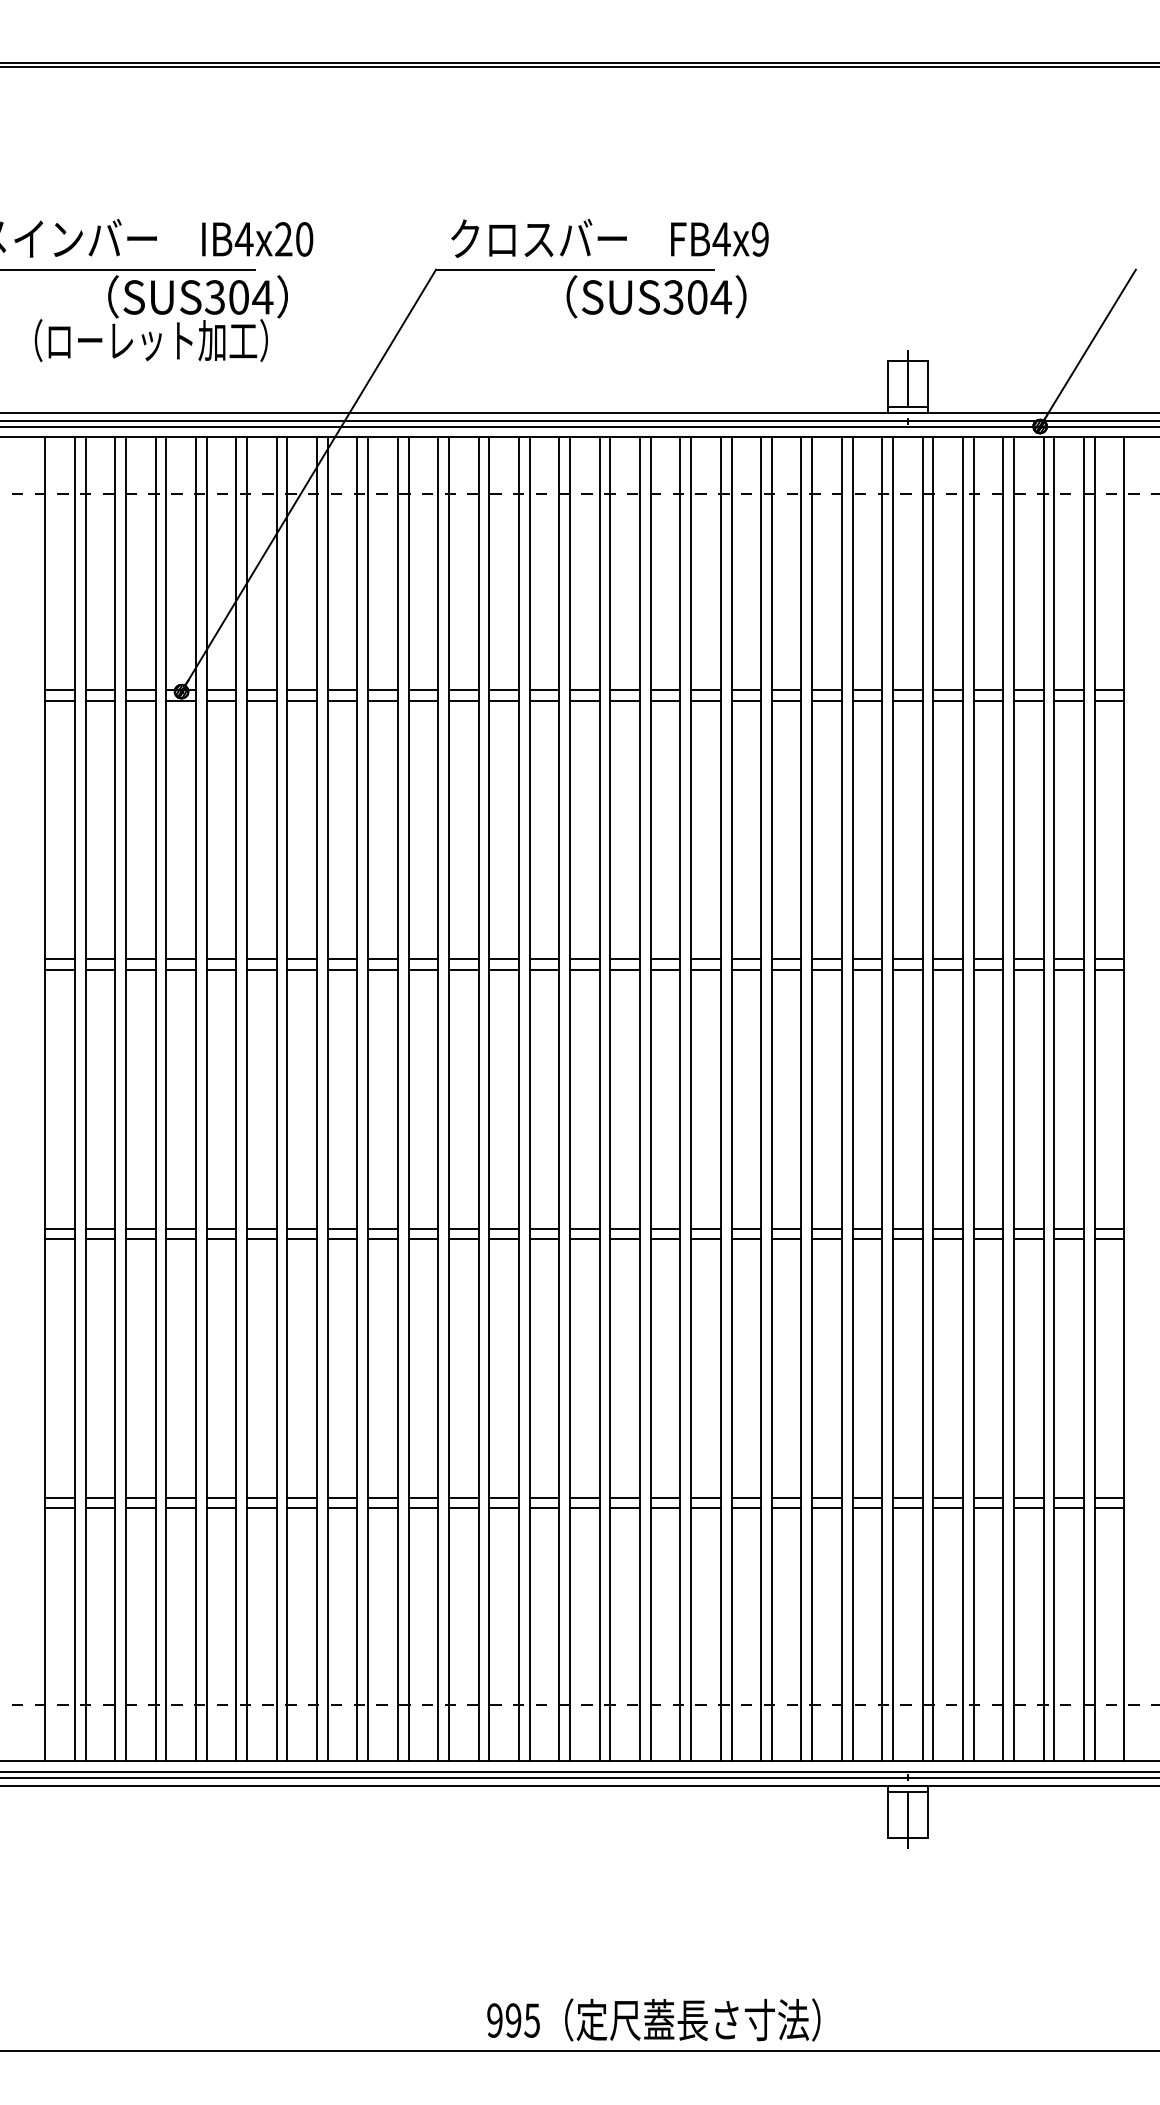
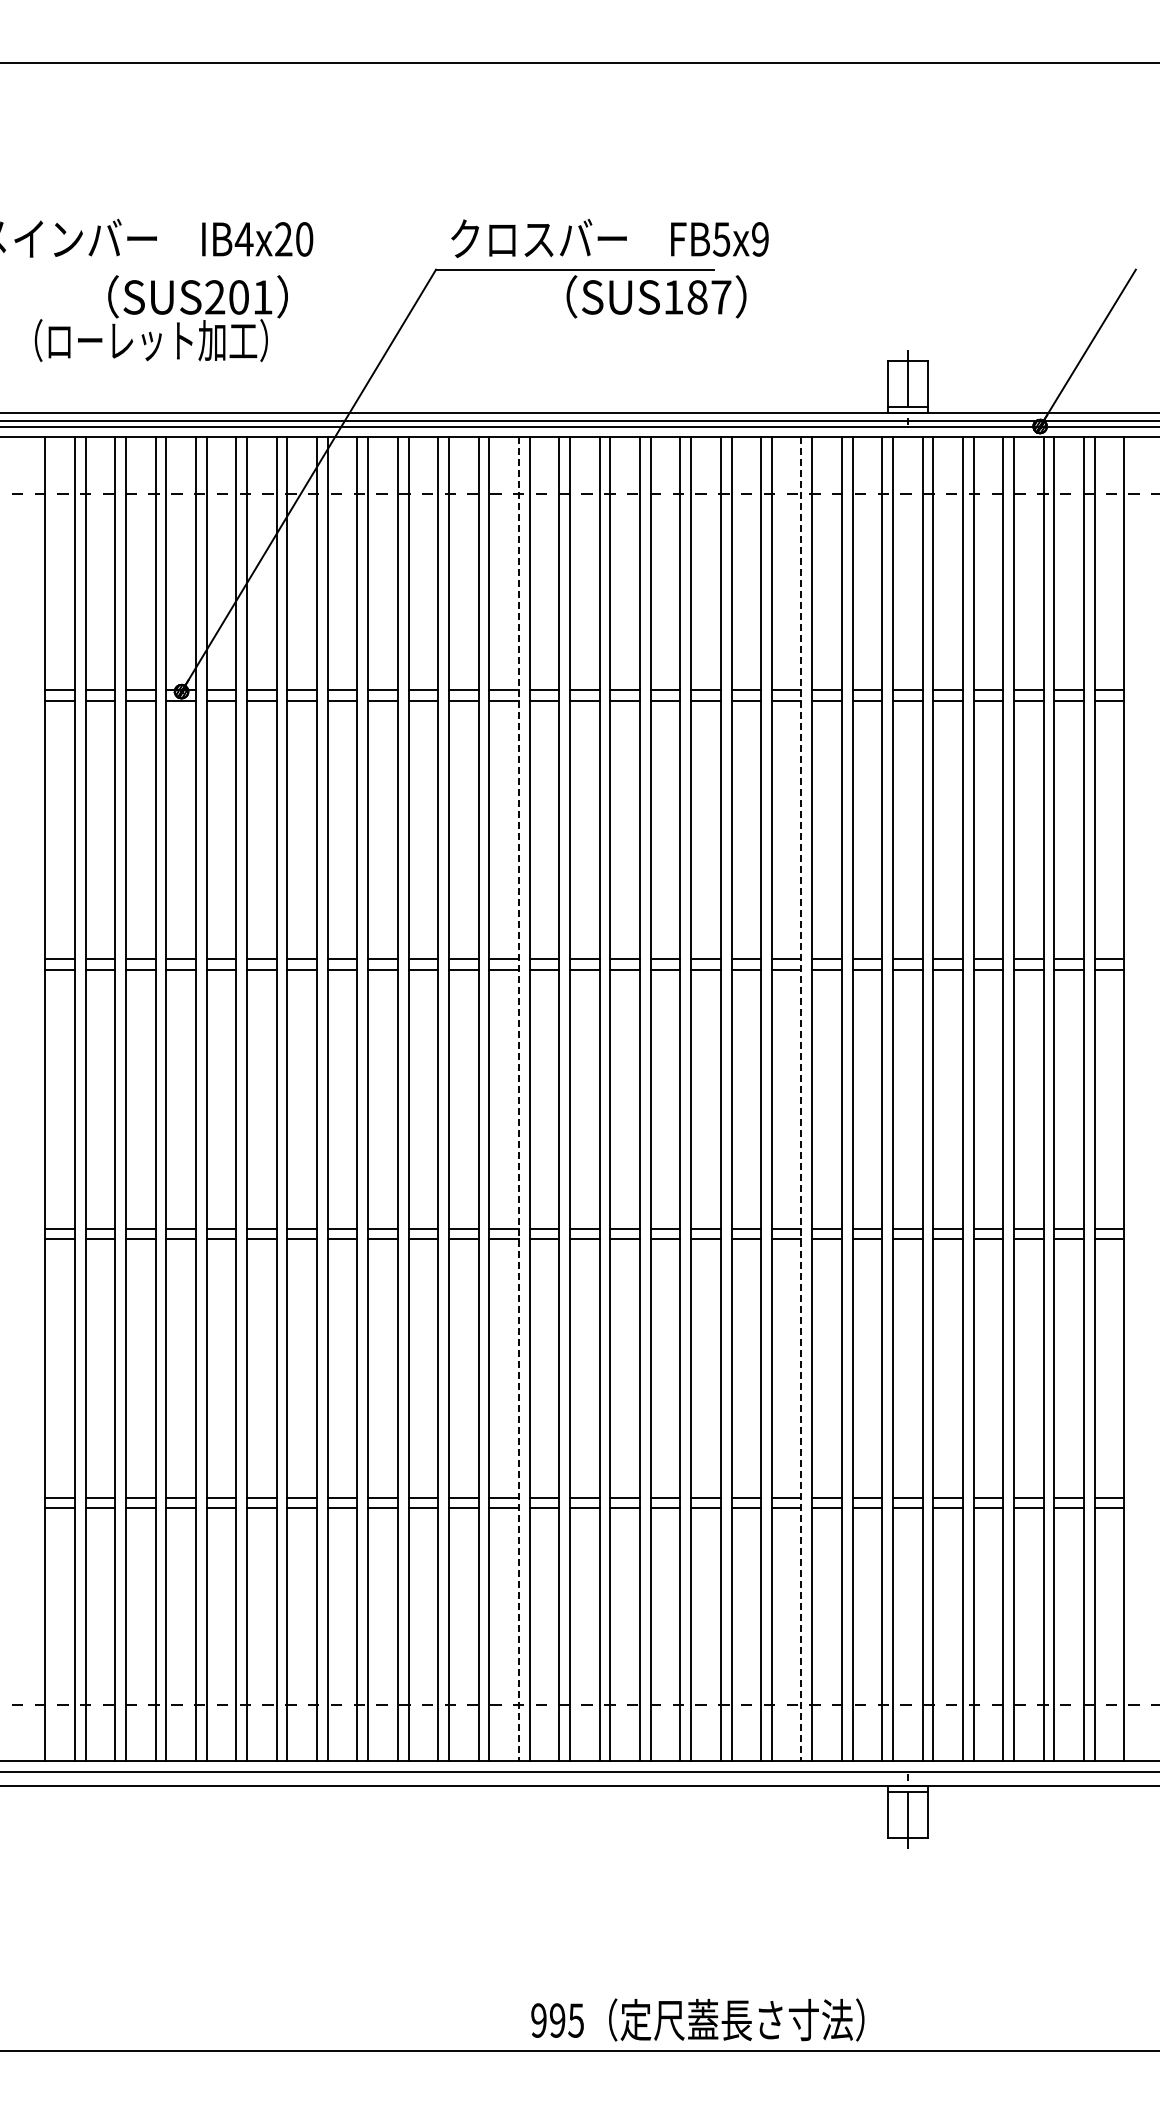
line: present -> none (579, 66)
text: FB4x9 -> FB5x9 (721, 239)
line: present -> none (128, 269)
text: SUS304 -> SUS201 (238, 297)
text: SUS304 -> SUS187 (697, 297)
line: solid -> dashed (518, 1099)
line: solid -> dashed (801, 1099)
line: present -> none (579, 1777)
text position: (653, 2019) -> (697, 2019) (697, 2019)
